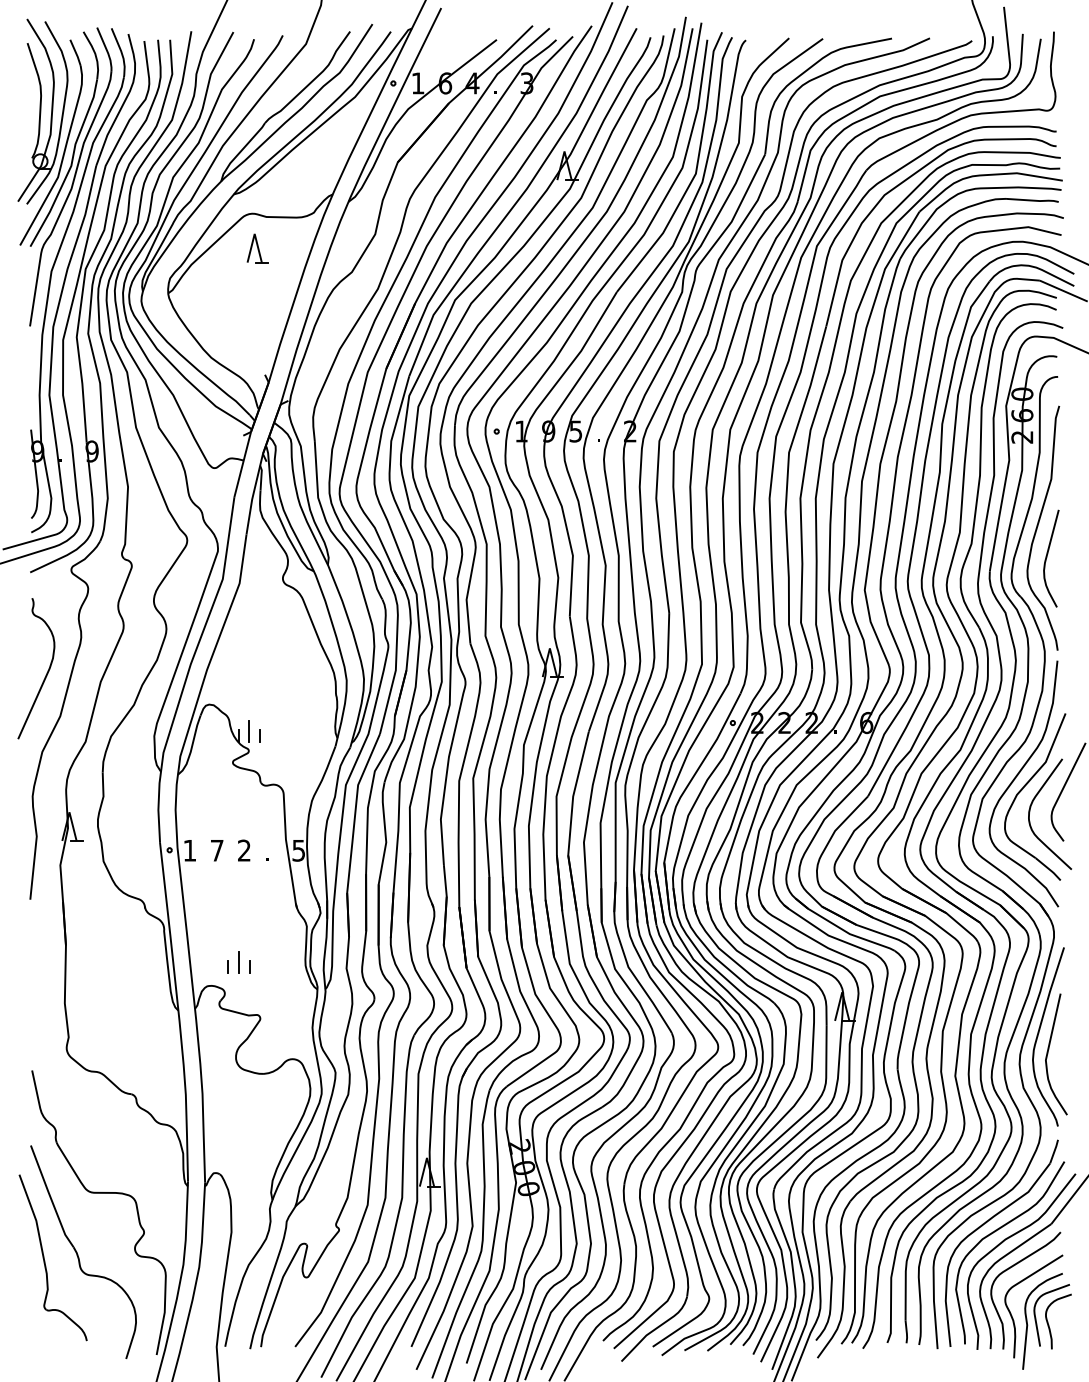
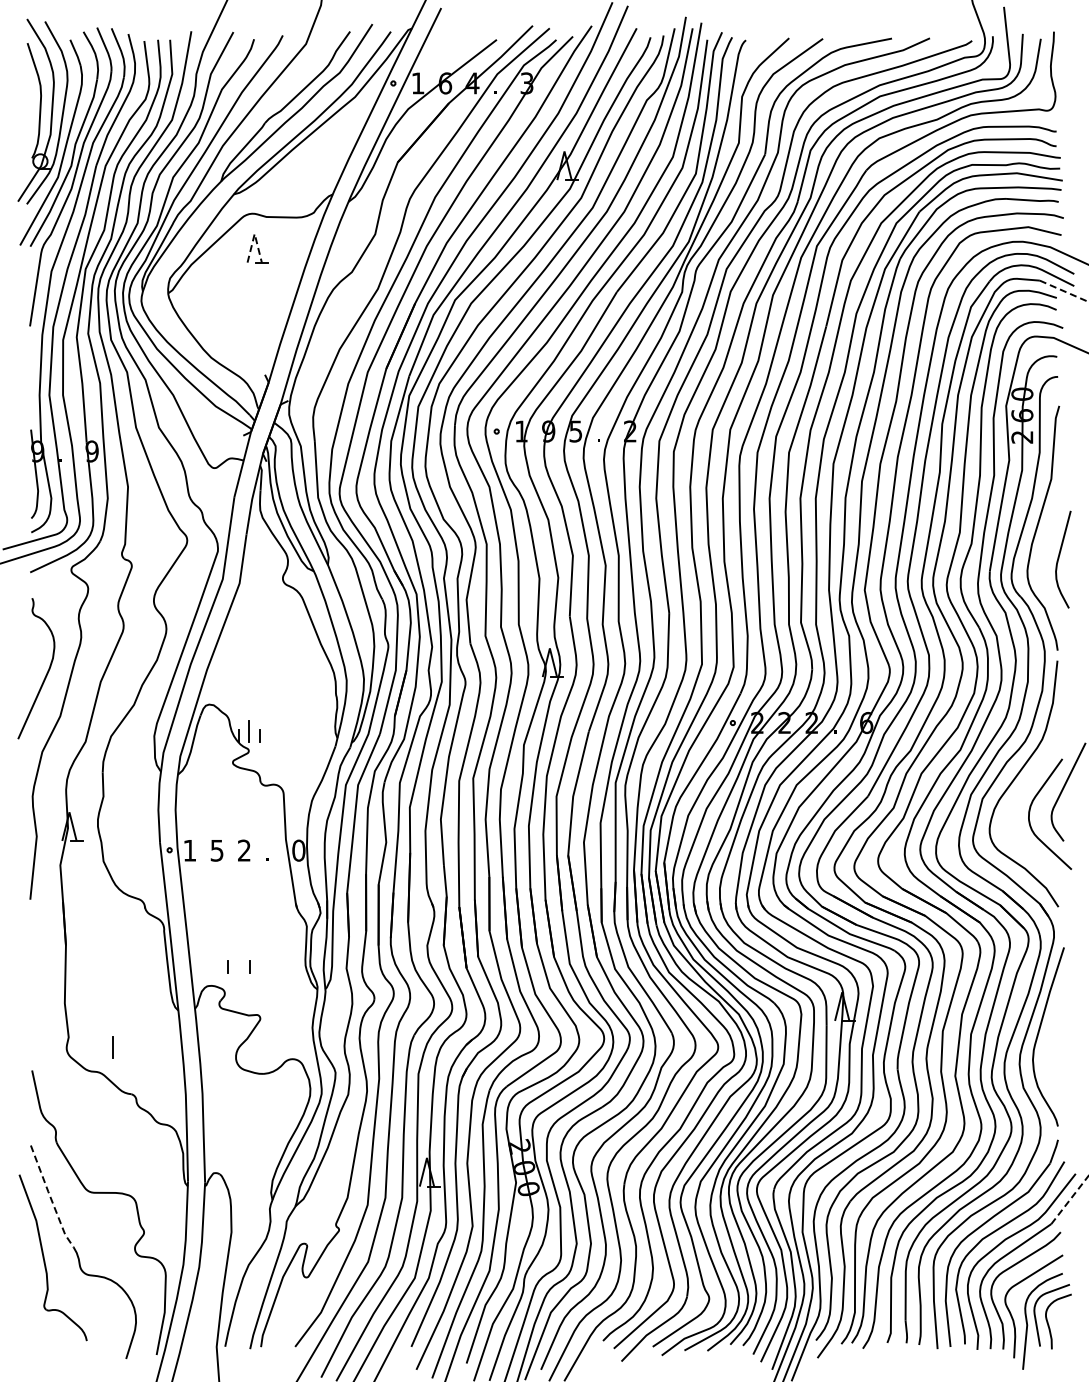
line: solid -> dashed (254, 233)
line: solid -> dashed (1064, 291)
curve position: (1047, 557) -> (1059, 558) (1059, 558)
part: present -> none (1025, 786)
text: 7 -> 5 (216, 850)
text: 5 -> 0 (298, 850)
line position: (238, 962) -> (112, 1047) (112, 1047)
curve: present -> none (1048, 1054)
line: solid -> dashed (50, 1197)
line: solid -> dashed (1070, 1199)
